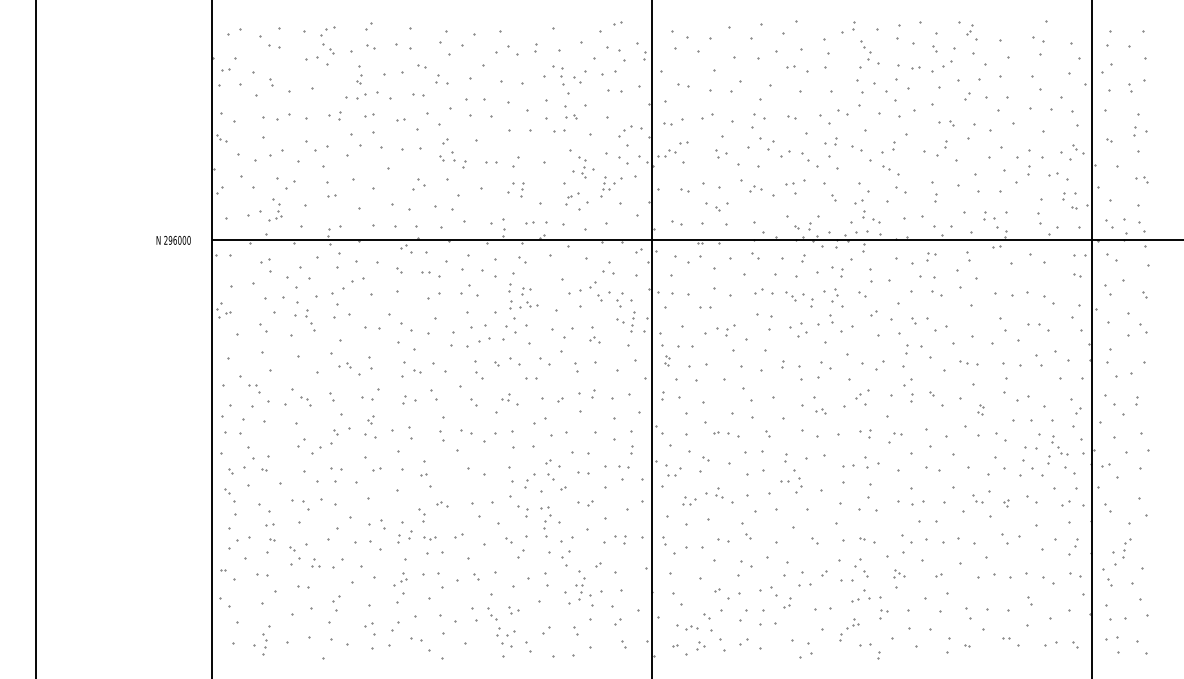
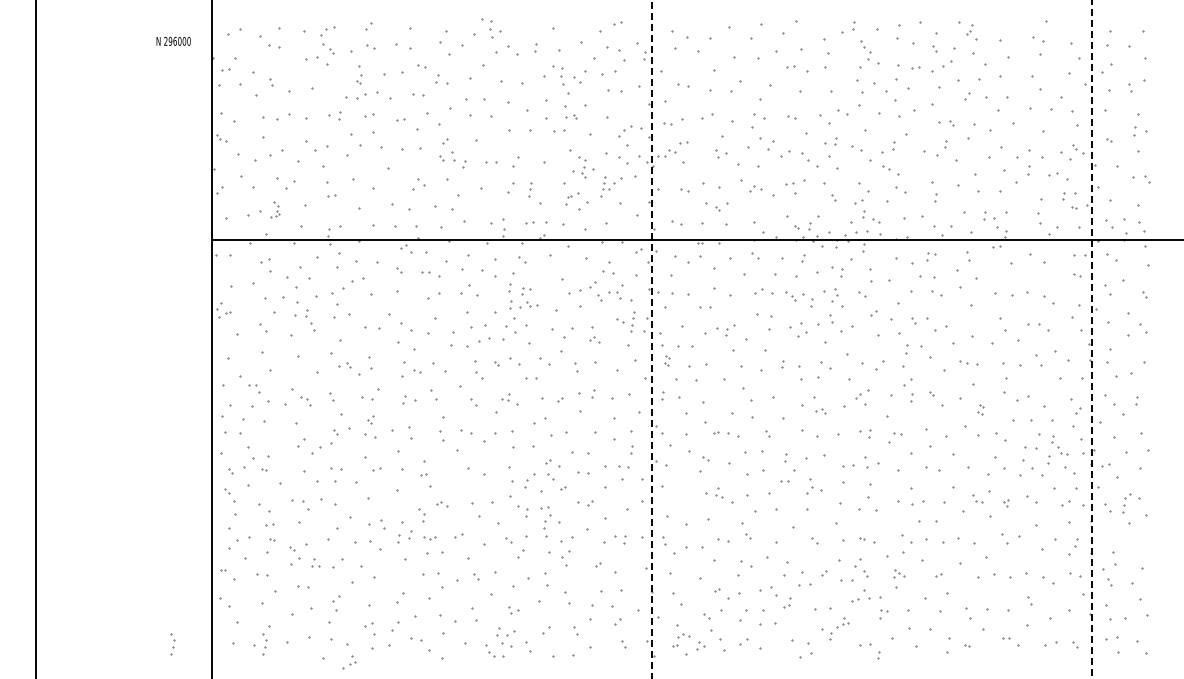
part: none -> present (487, 28)
part size: 14x8 px -> 19x9 px (1141, 179)
part position: (522, 189) -> (530, 189) (530, 189)
part size: 15x24 px -> 11x18 px (275, 209)
text position: (173, 240) -> (173, 41) (173, 41)
part position: (619, 299) -> (619, 291) (619, 291)
line: solid -> dashed (651, 339)
line: solid -> dashed (1091, 339)
part: present -> none (674, 471)
part position: (798, 485) -> (809, 486) (809, 486)
part: present -> none (689, 500)
part position: (1126, 548) -> (1126, 503) (1126, 503)
part position: (400, 579) -> (349, 662) (349, 662)
part: present -> none (583, 585)
part position: (492, 613) -> (490, 650) (490, 650)
part position: (691, 627) -> (683, 635) (683, 635)
part position: (849, 629) -> (839, 628) (839, 628)
part: none -> present (172, 644)
